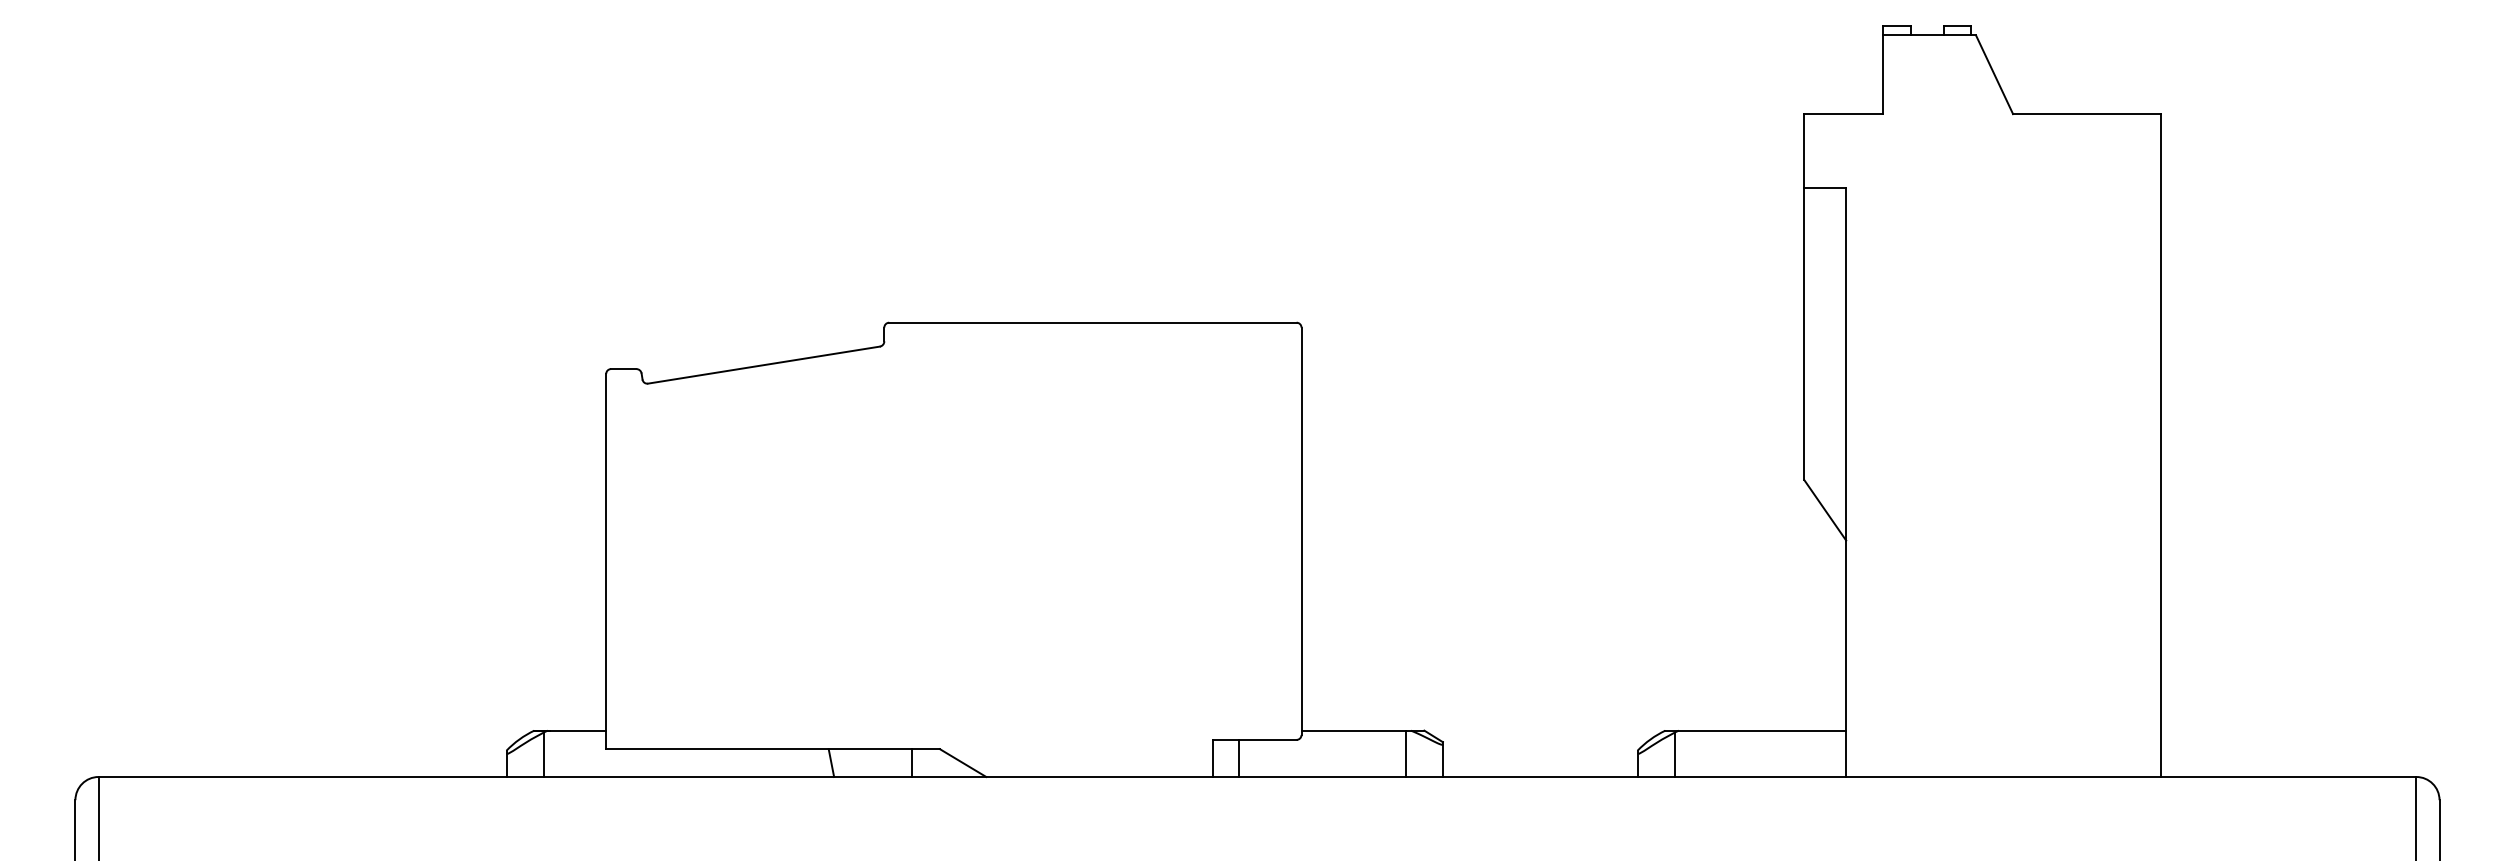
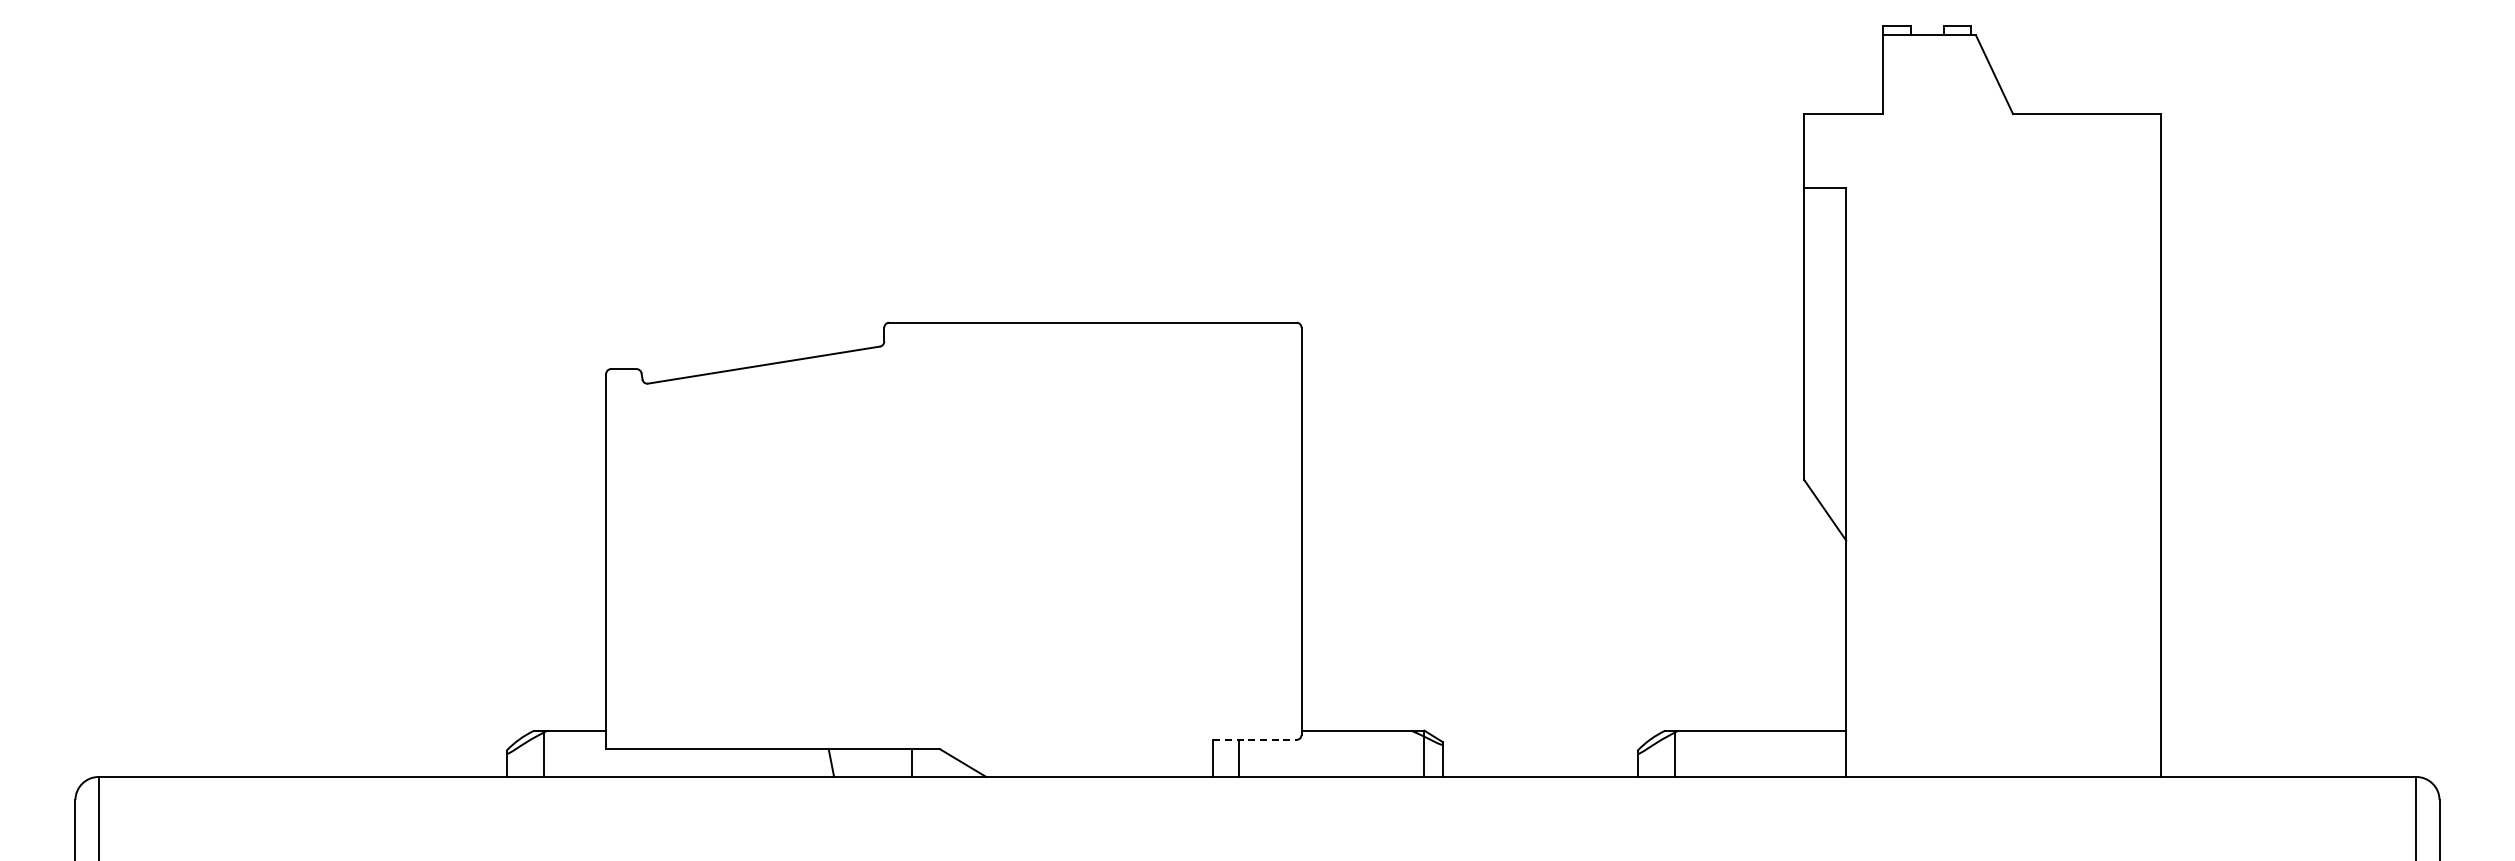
line: solid -> dashed (1255, 739)
line position: (1405, 753) -> (1423, 753) (1423, 753)
